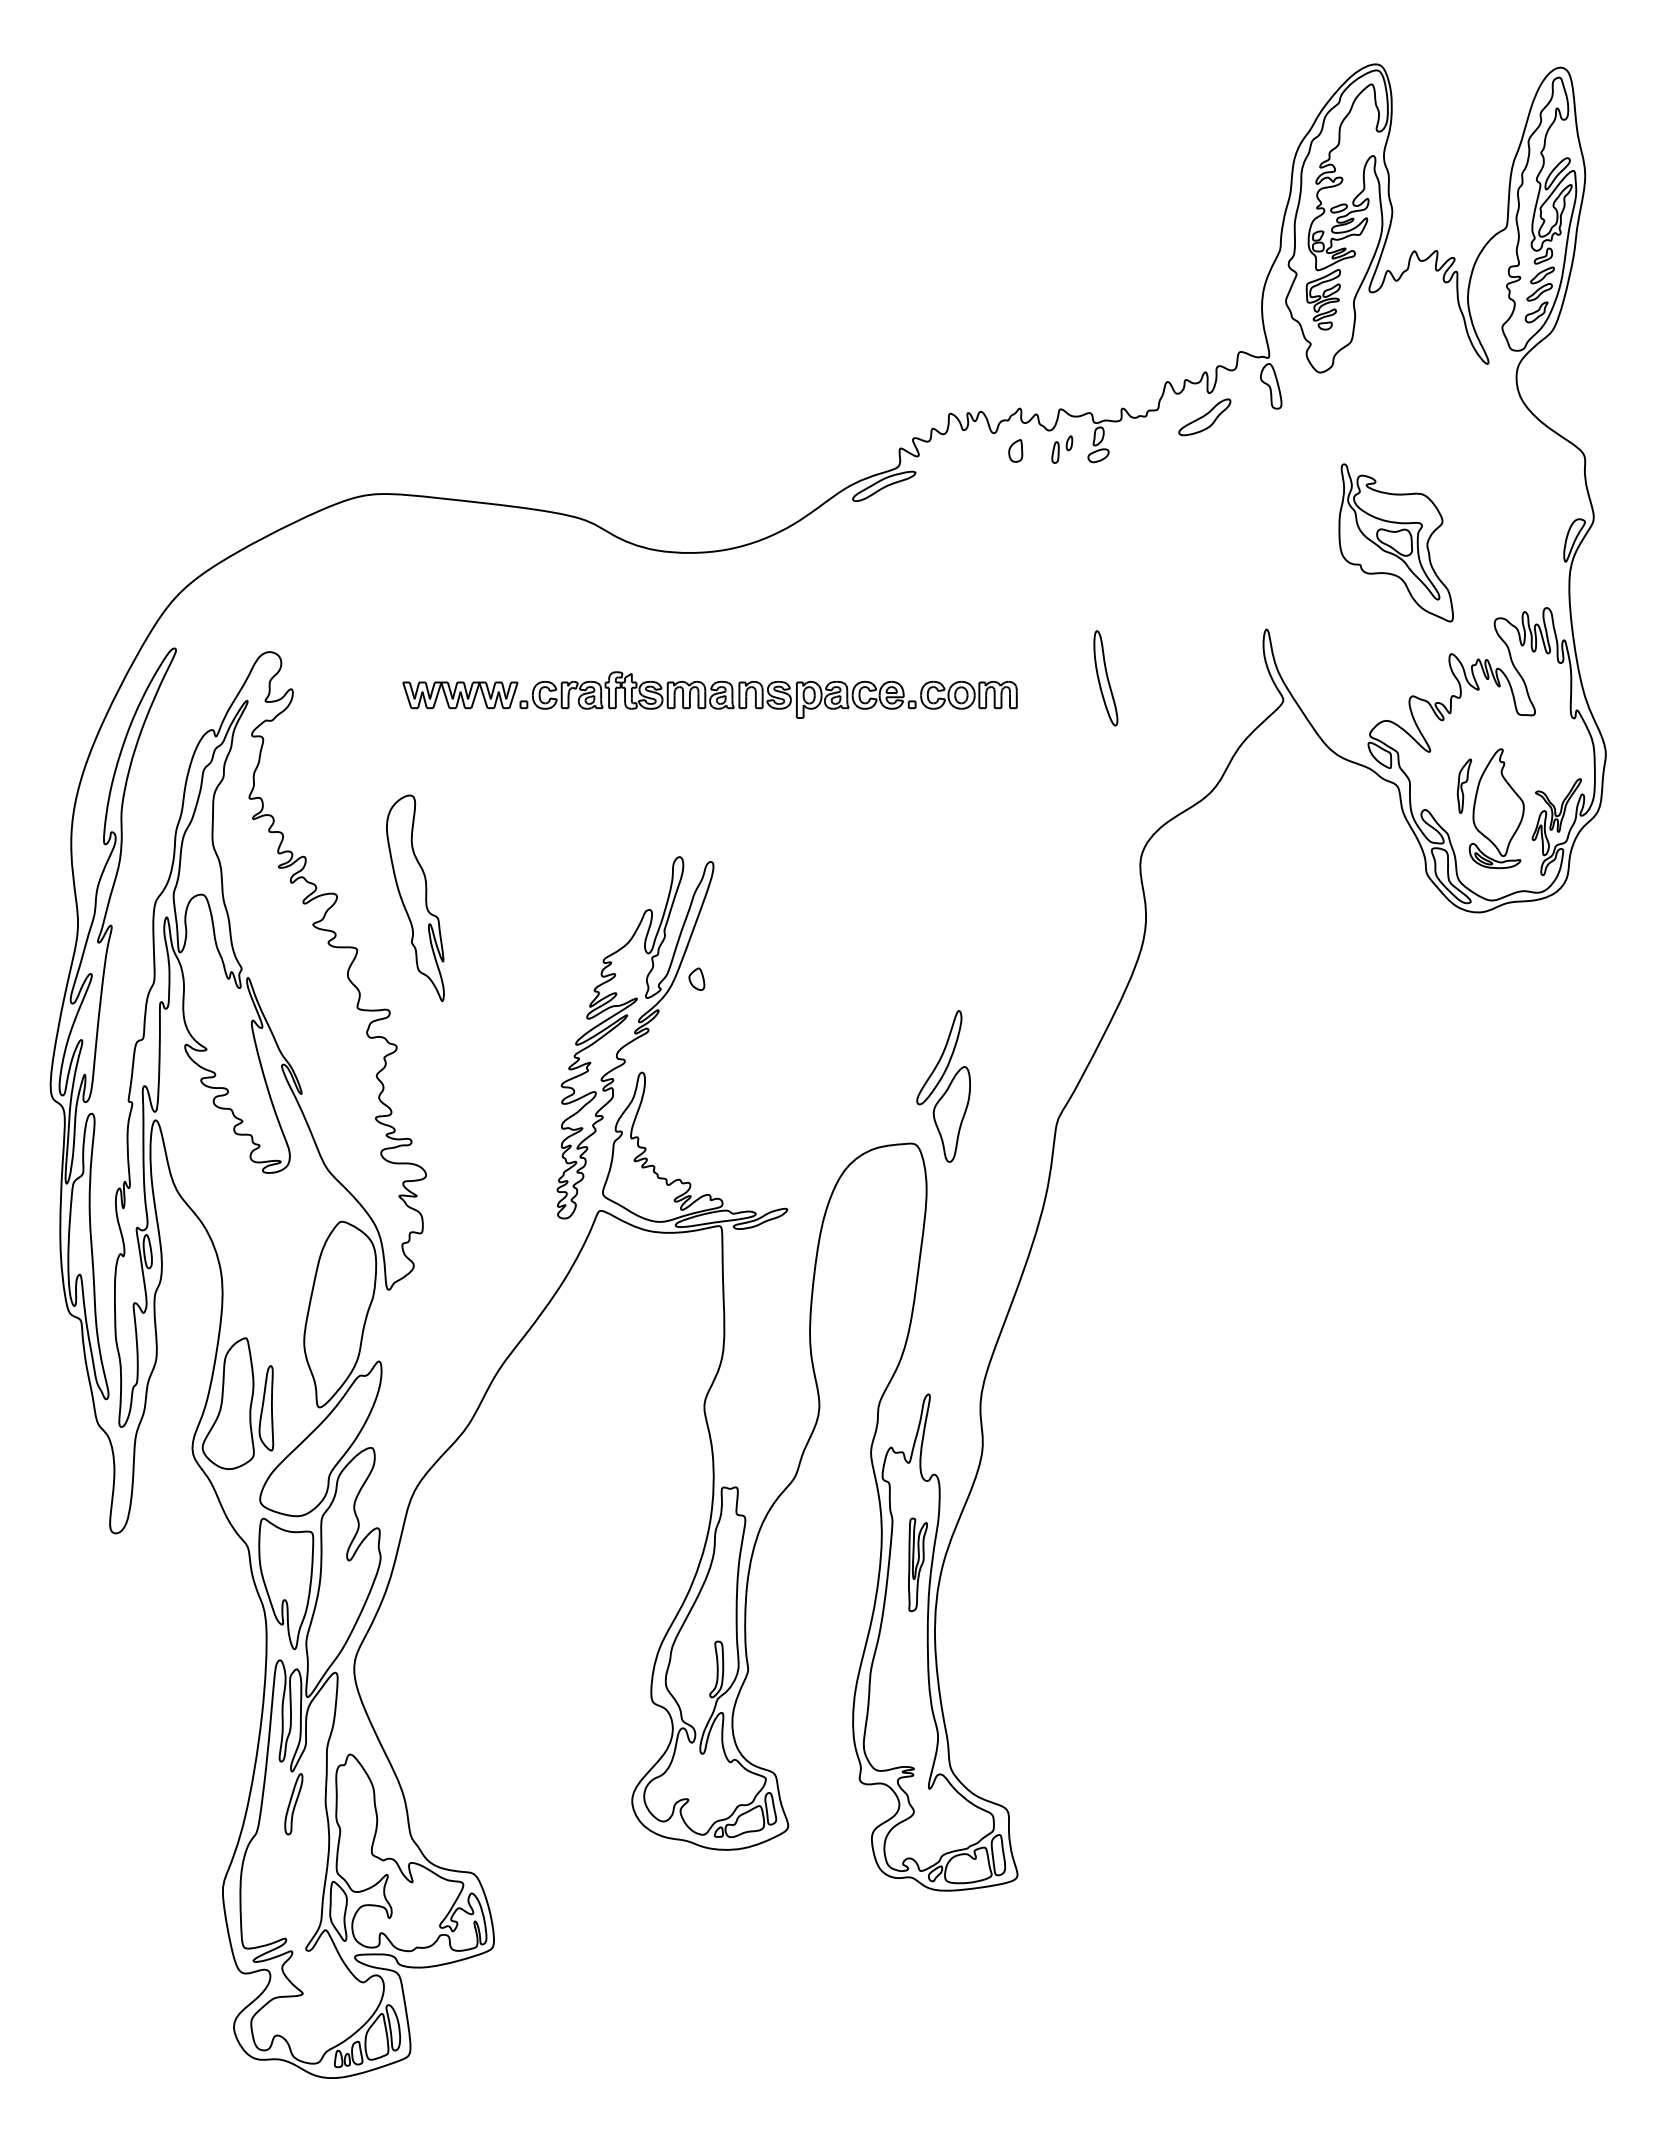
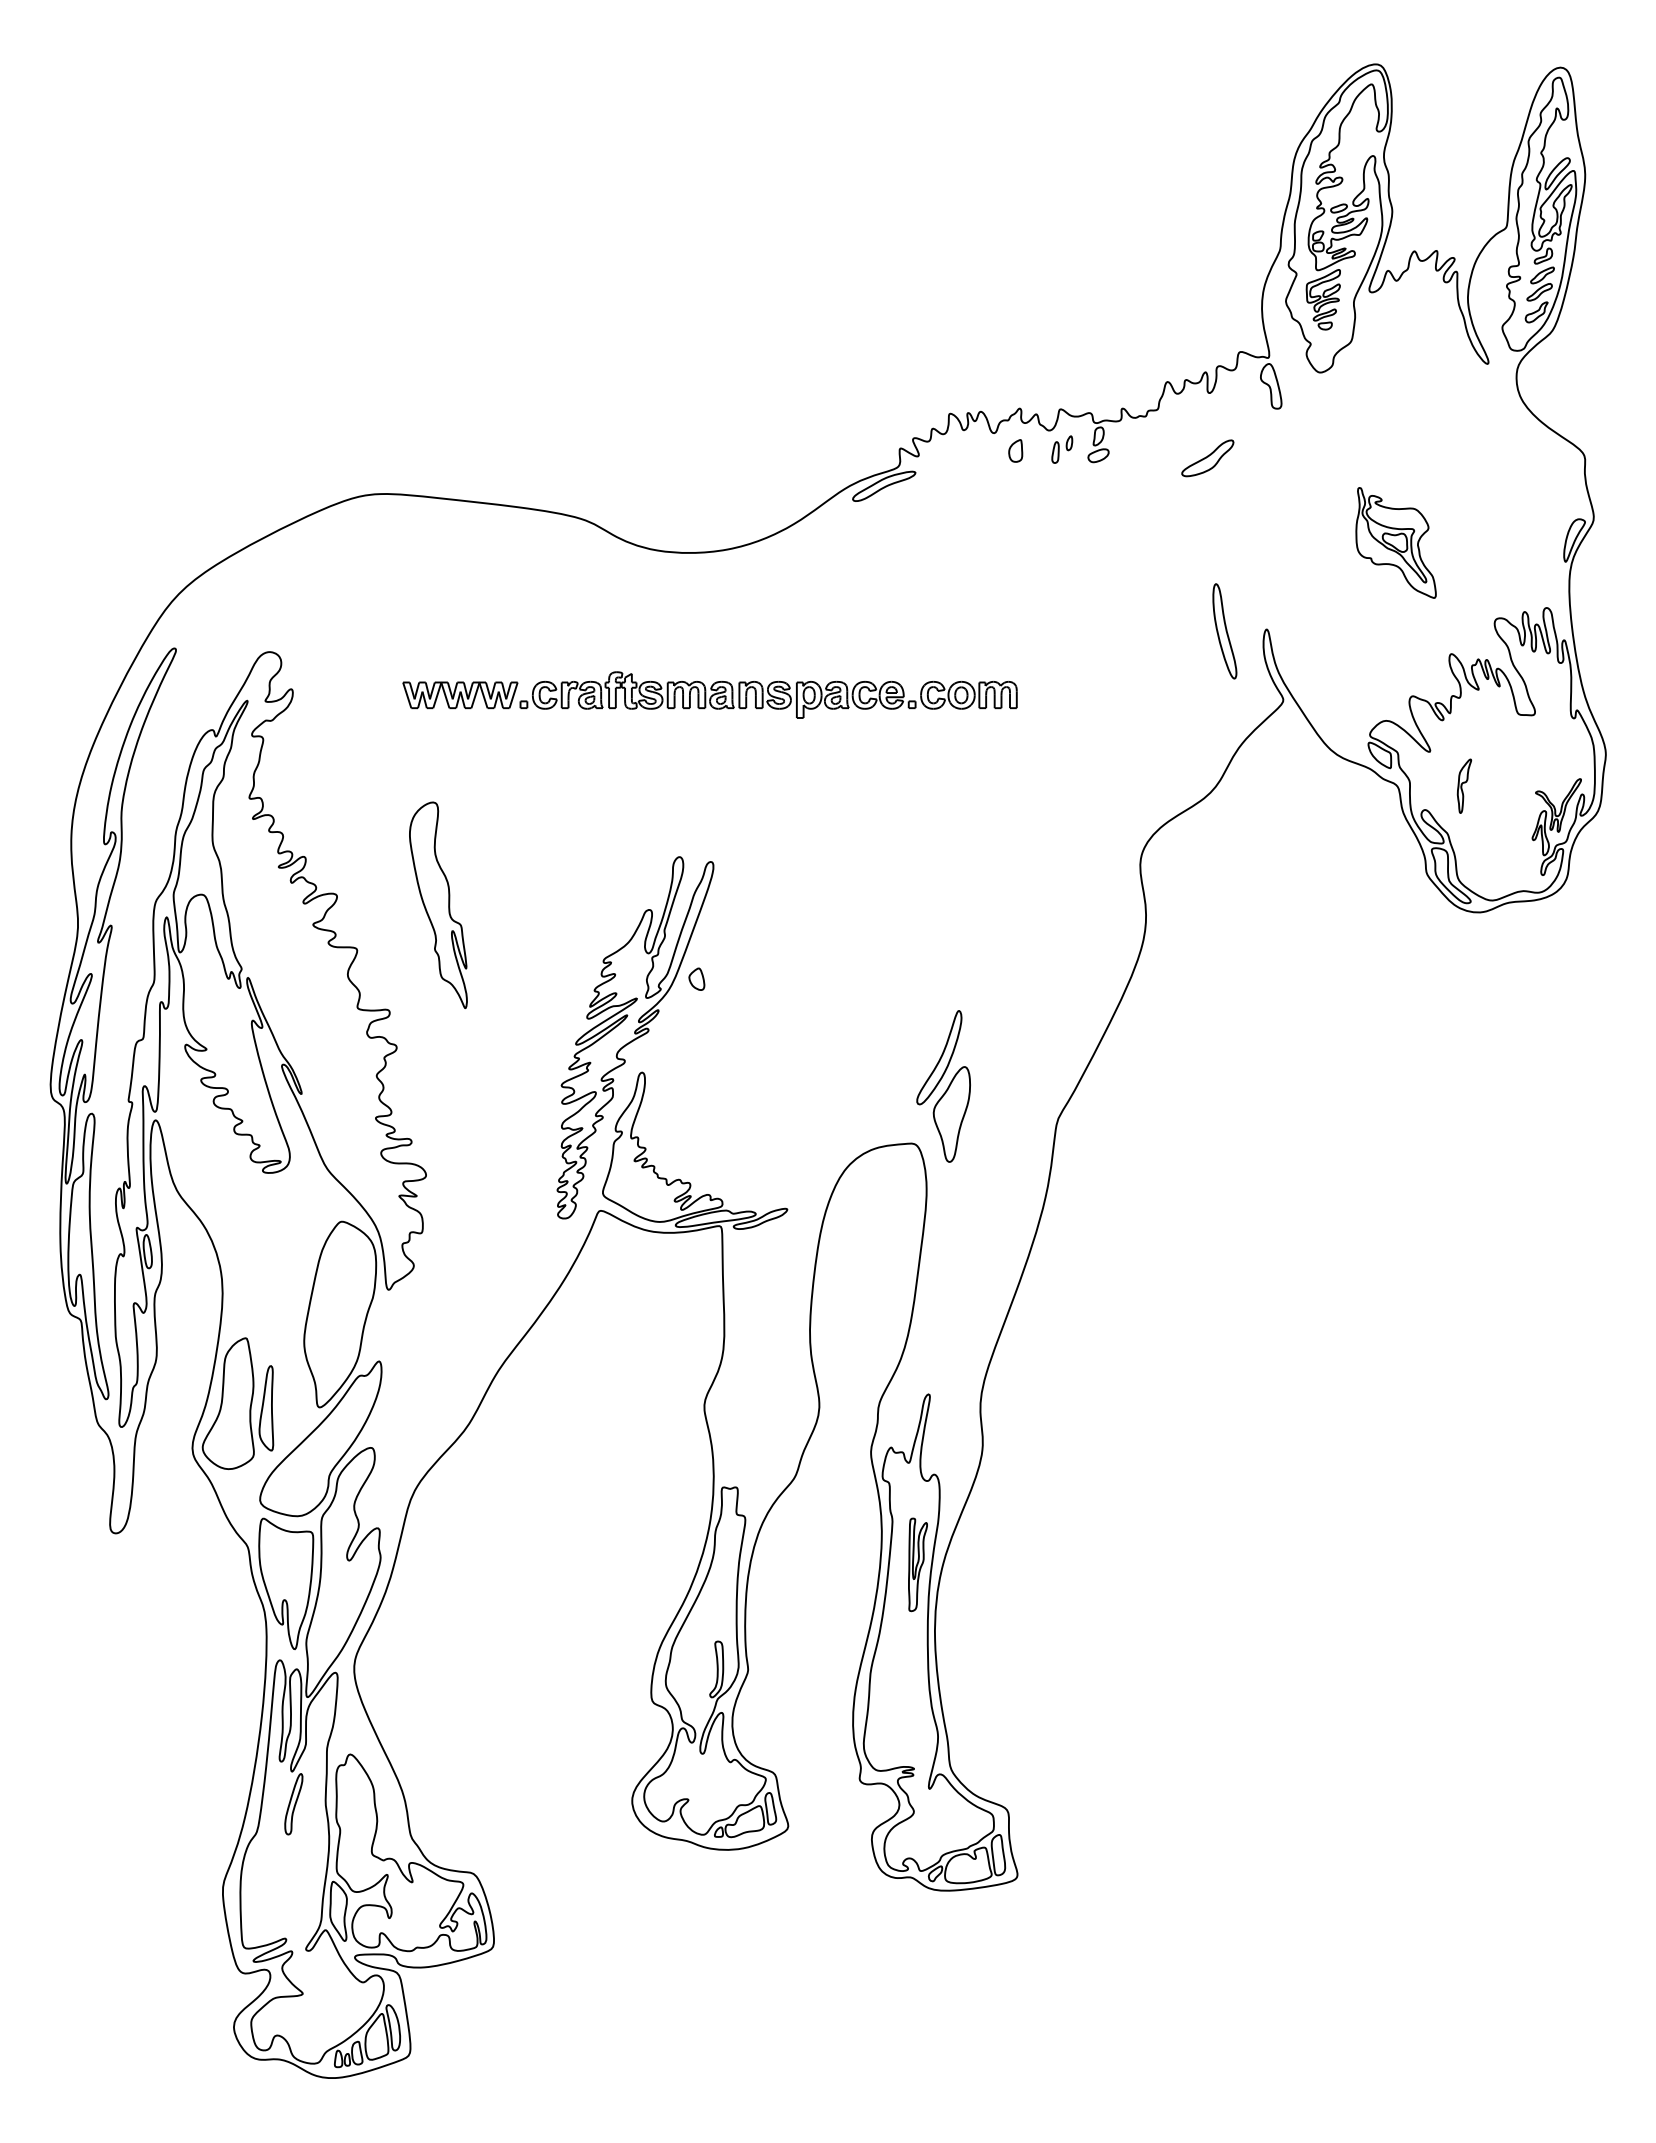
part position: (1204, 417) -> (1207, 458) (1207, 458)
part size: 116x160 px -> 82x112 px (1395, 542)
part position: (1105, 678) -> (1224, 631) (1224, 631)
part: present -> none (1496, 808)
part position: (415, 898) -> (438, 905) (438, 905)
